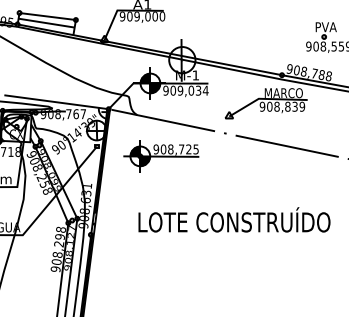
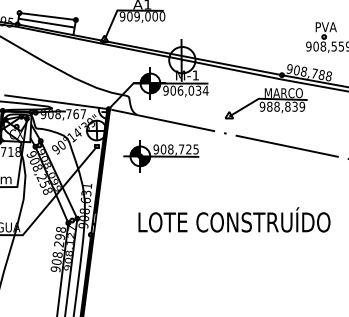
text: 909,034 -> 906,034 (180, 90)
text: 908,839 -> 988,839 (269, 106)
